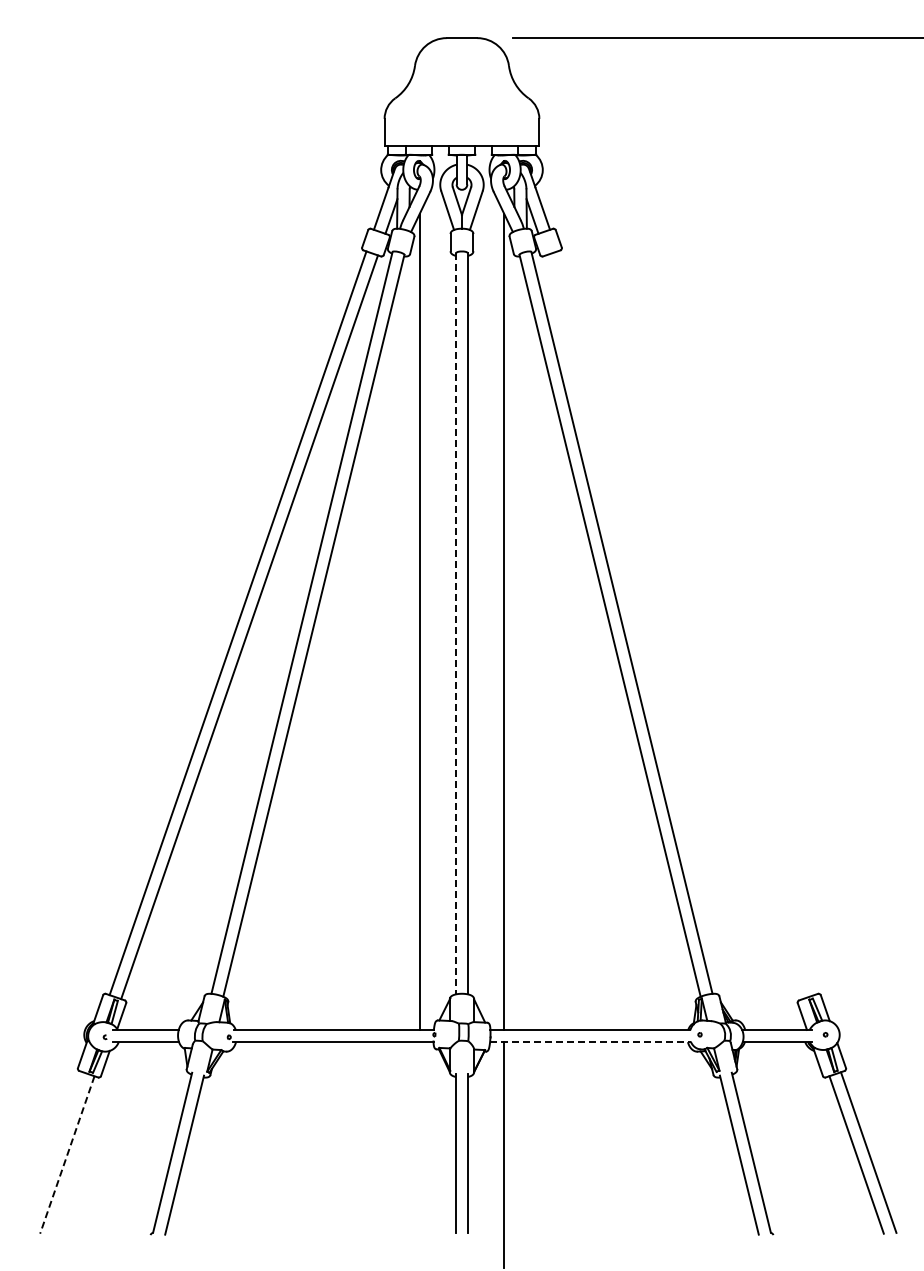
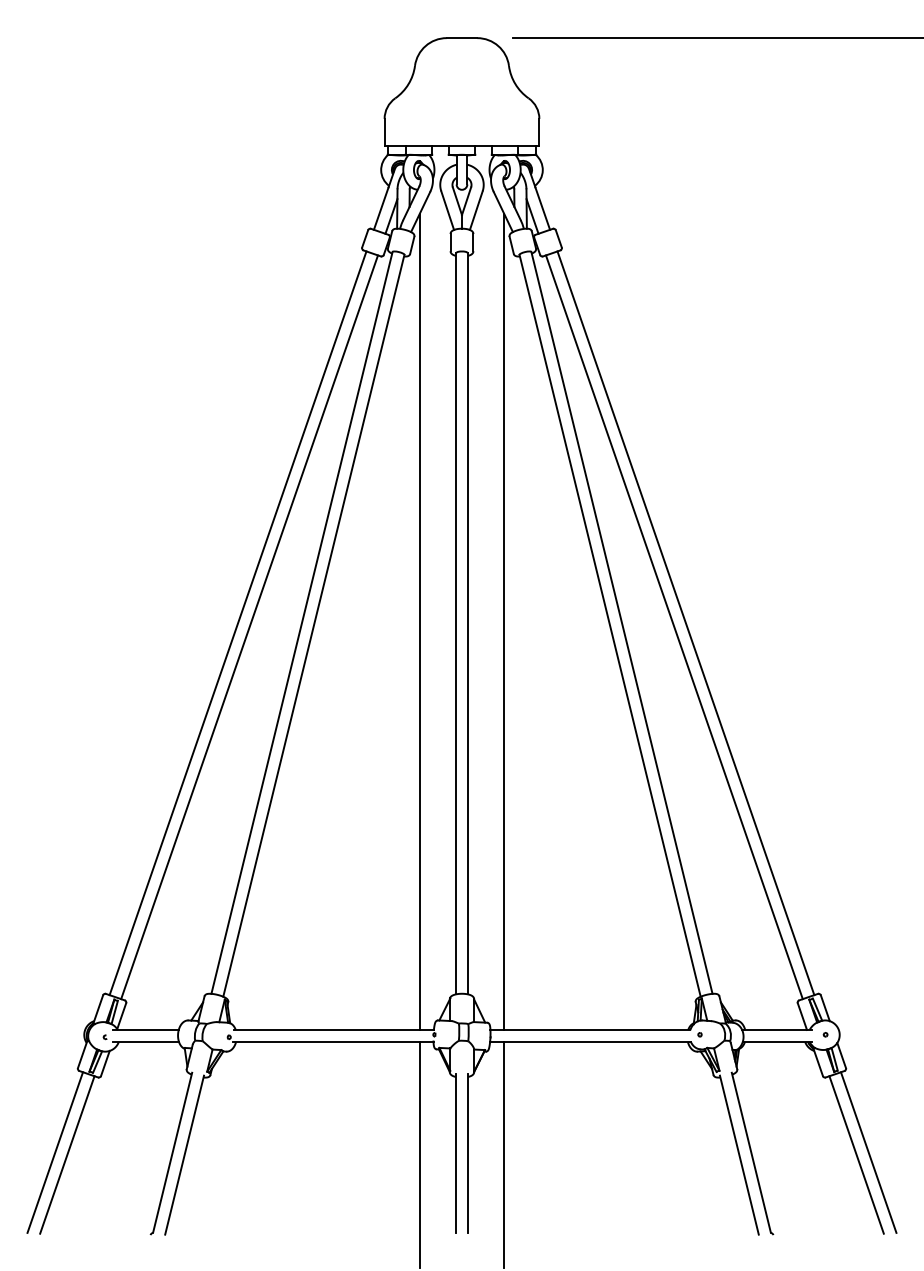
line: none -> present (685, 623)
line: dashed -> solid (455, 624)
line: none -> present (673, 627)
line: dashed -> solid (591, 1042)
line: none -> present (55, 1152)
line: none -> present (419, 1154)
line: dashed -> solid (67, 1155)
